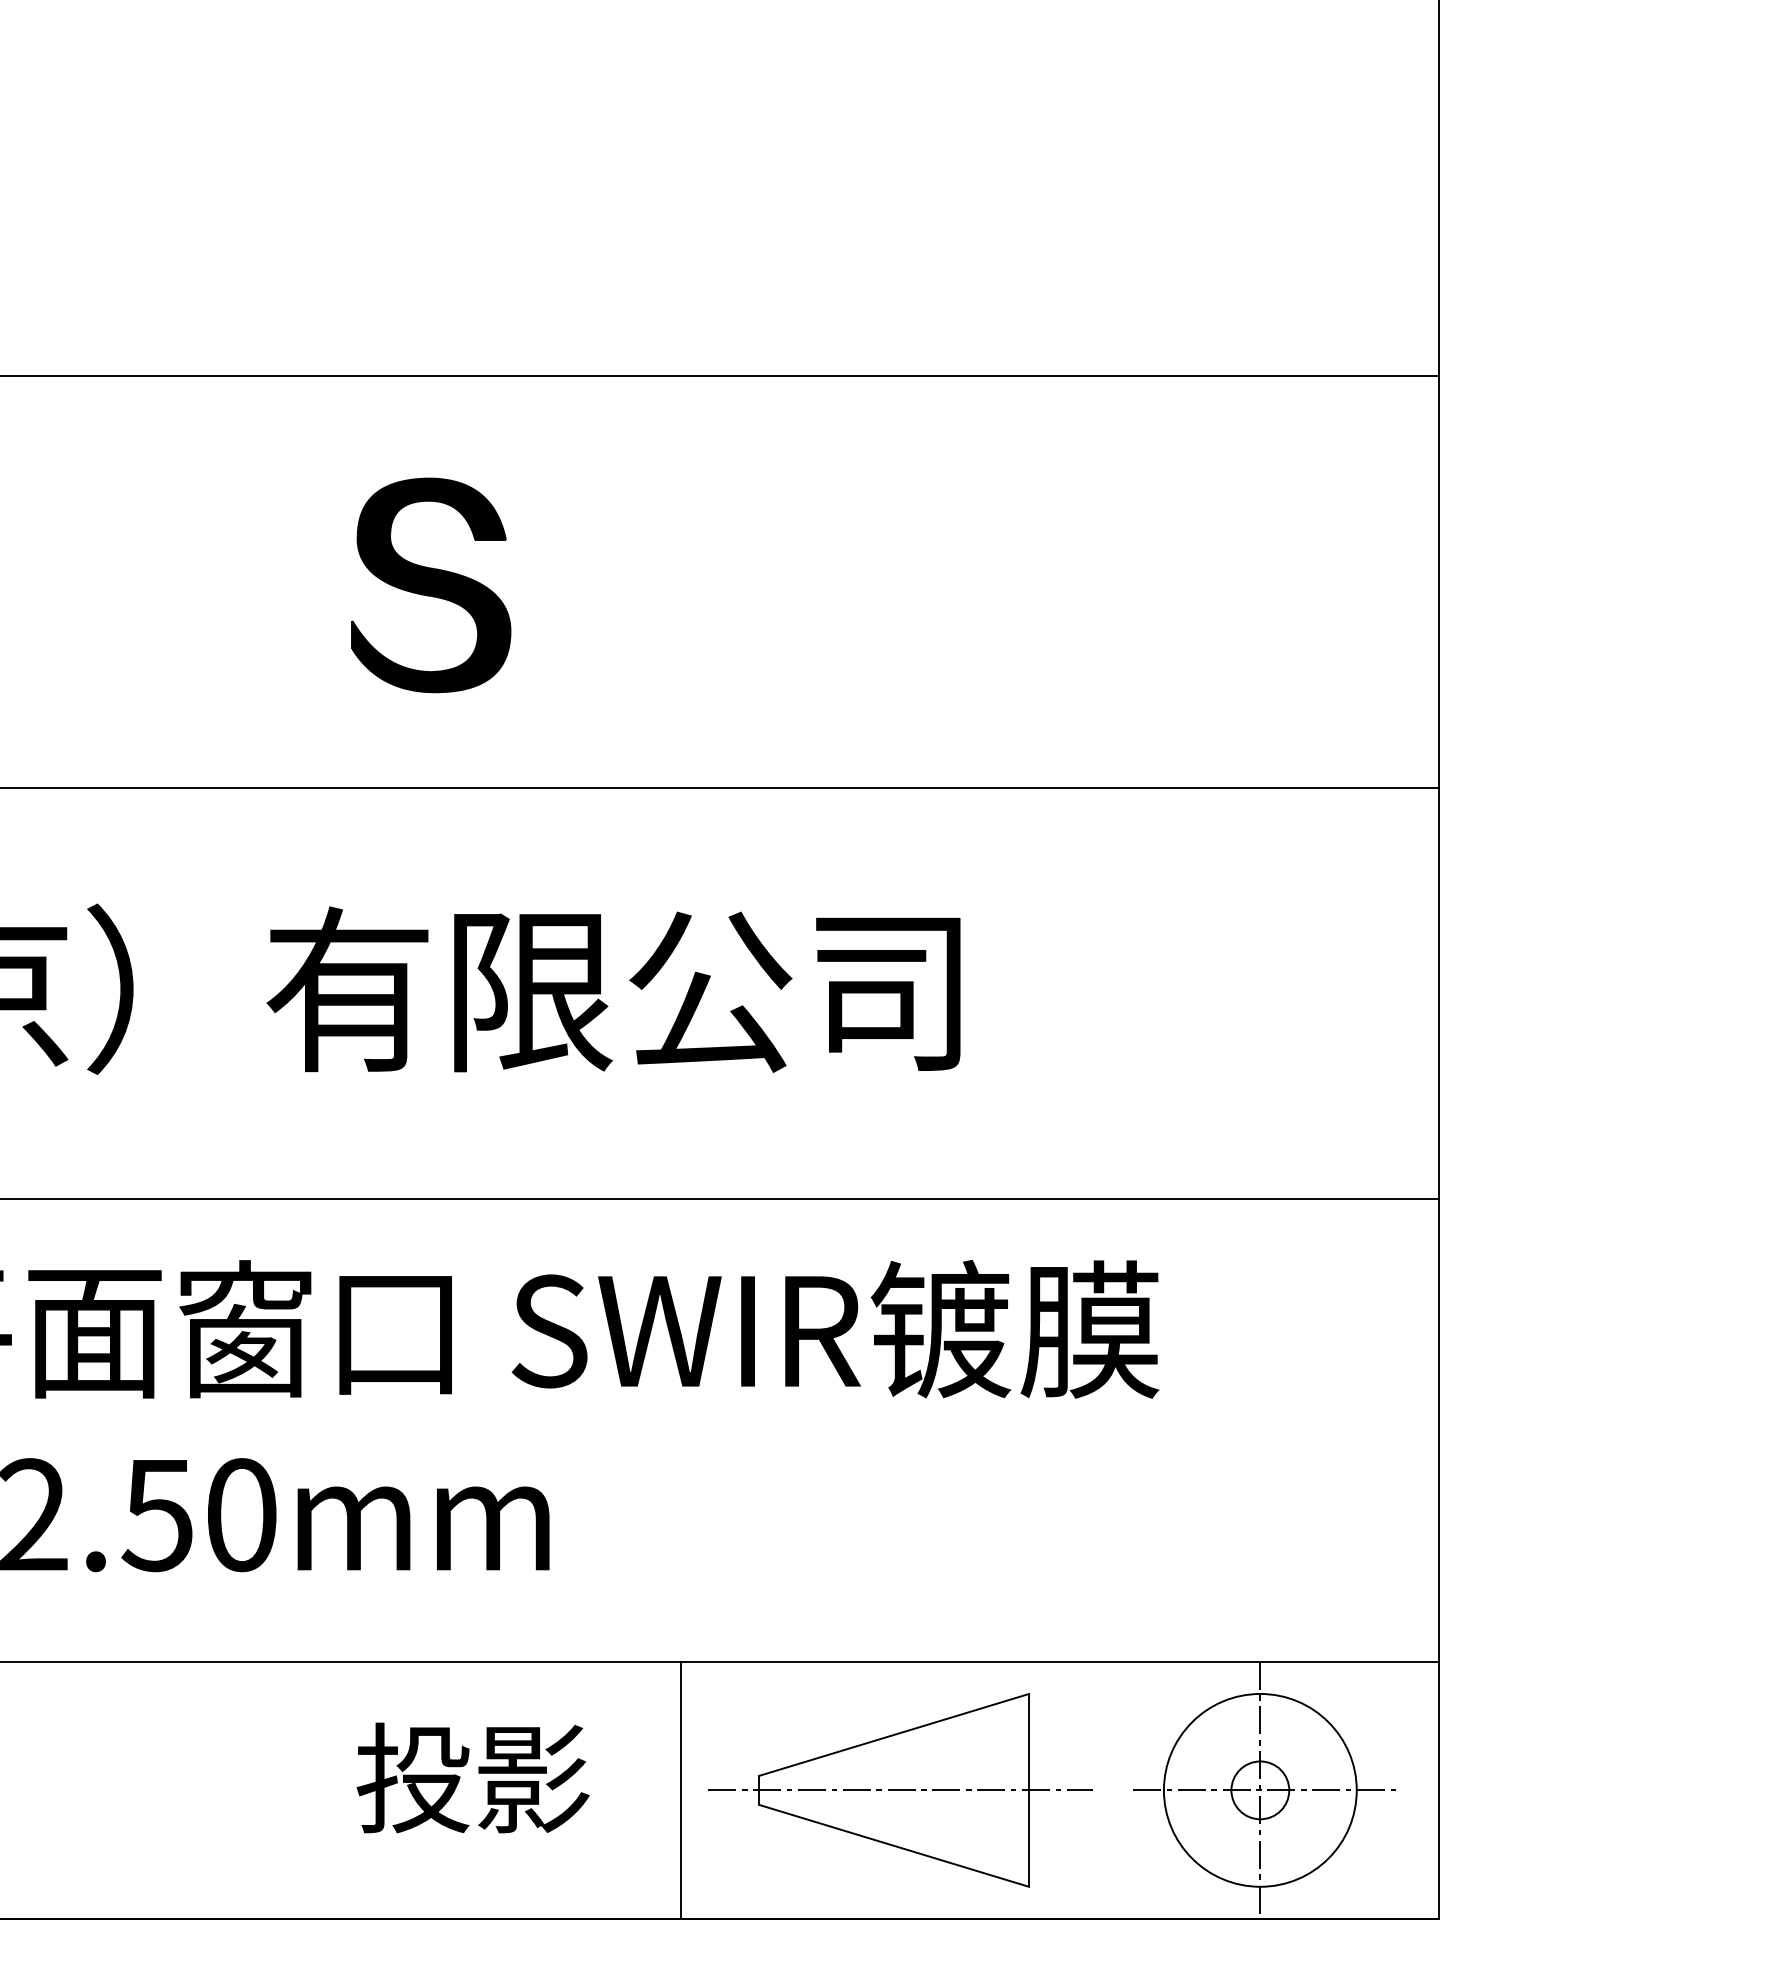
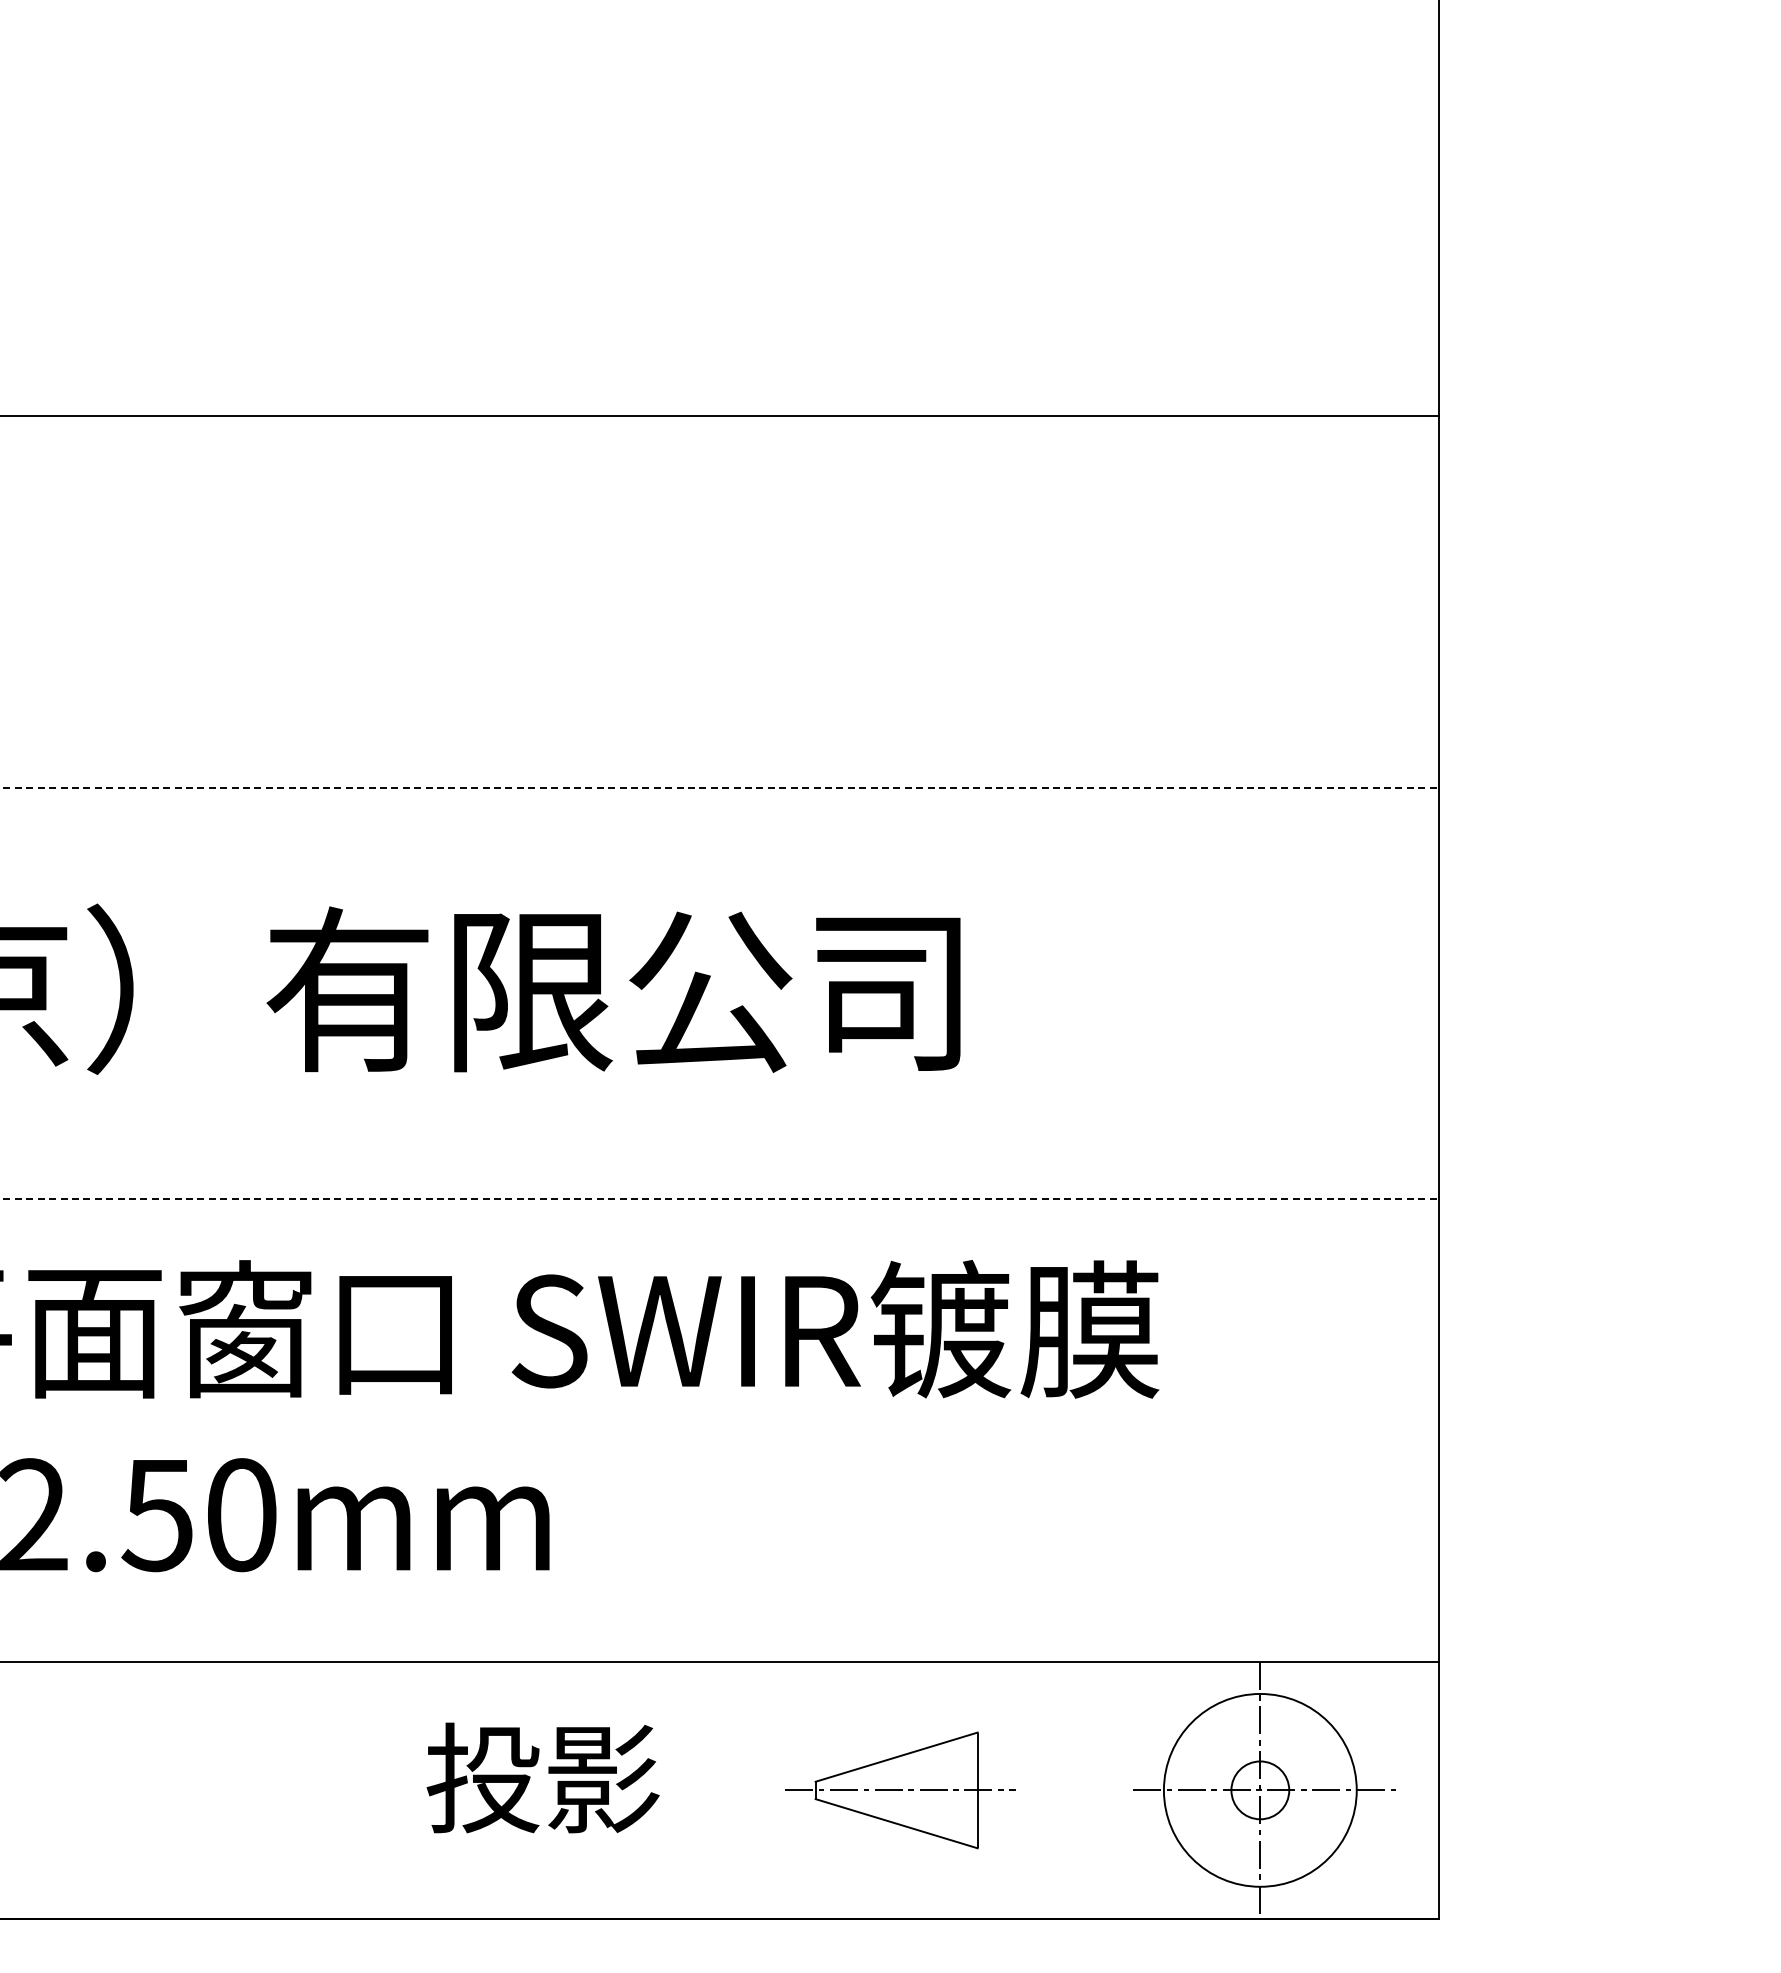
line position: (720, 376) -> (720, 416) (720, 416)
part: present -> none (431, 585)
line: solid -> dashed (720, 787)
line: solid -> dashed (720, 1199)
text position: (472, 1777) -> (542, 1777) (542, 1777)
line: present -> none (681, 1790)
part size: 385x195 px -> 231x119 px (900, 1790)
